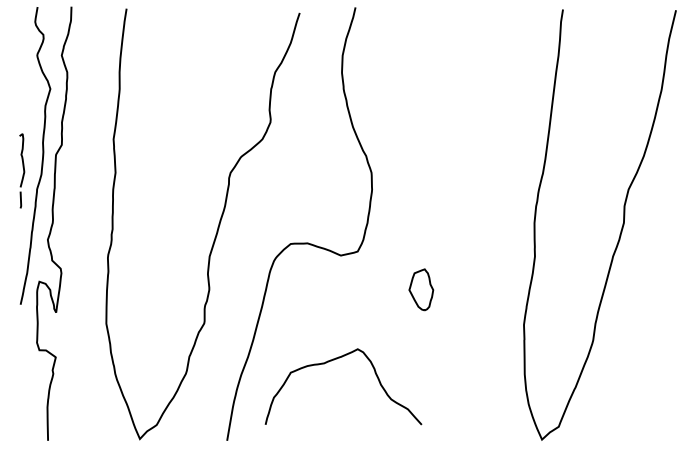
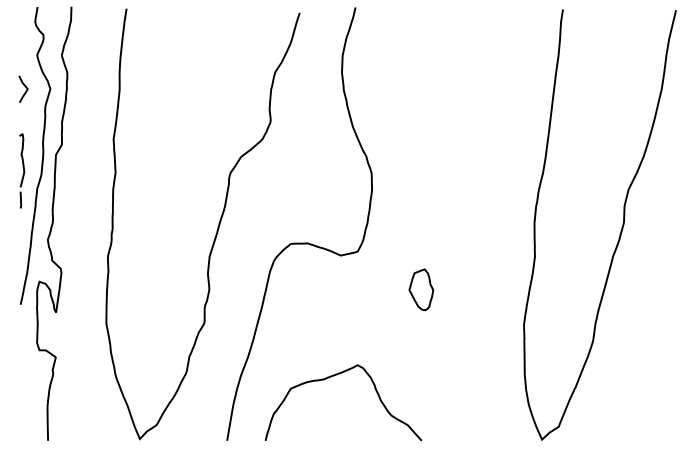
curve: none -> present (24, 86)
curve position: (334, 360) -> (334, 376) (334, 376)
